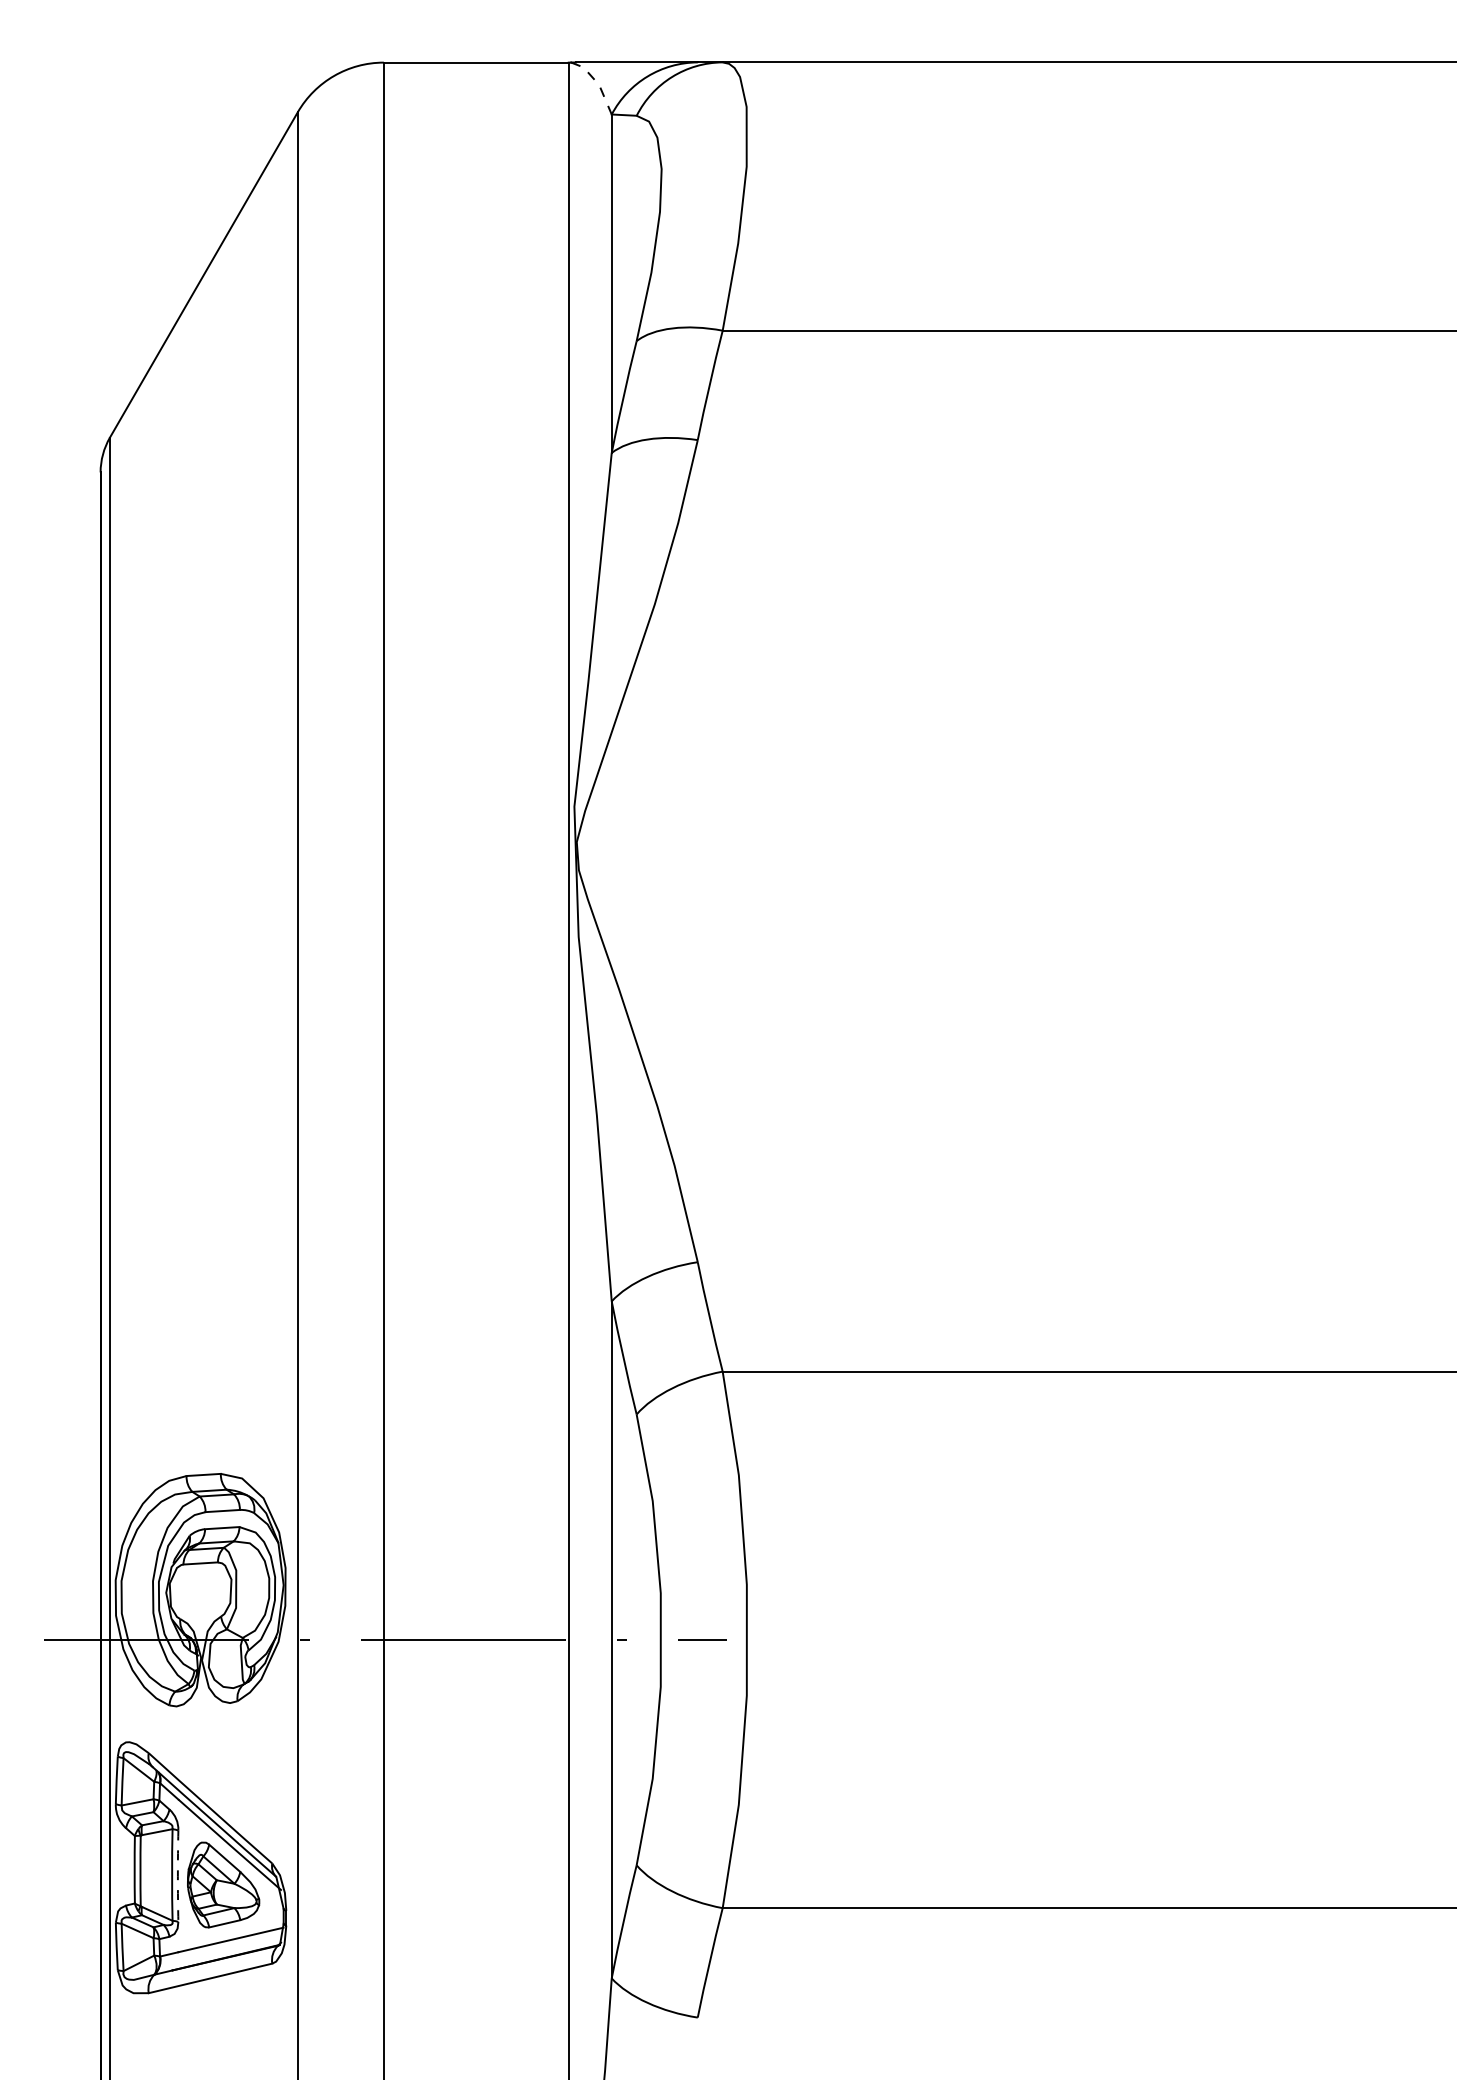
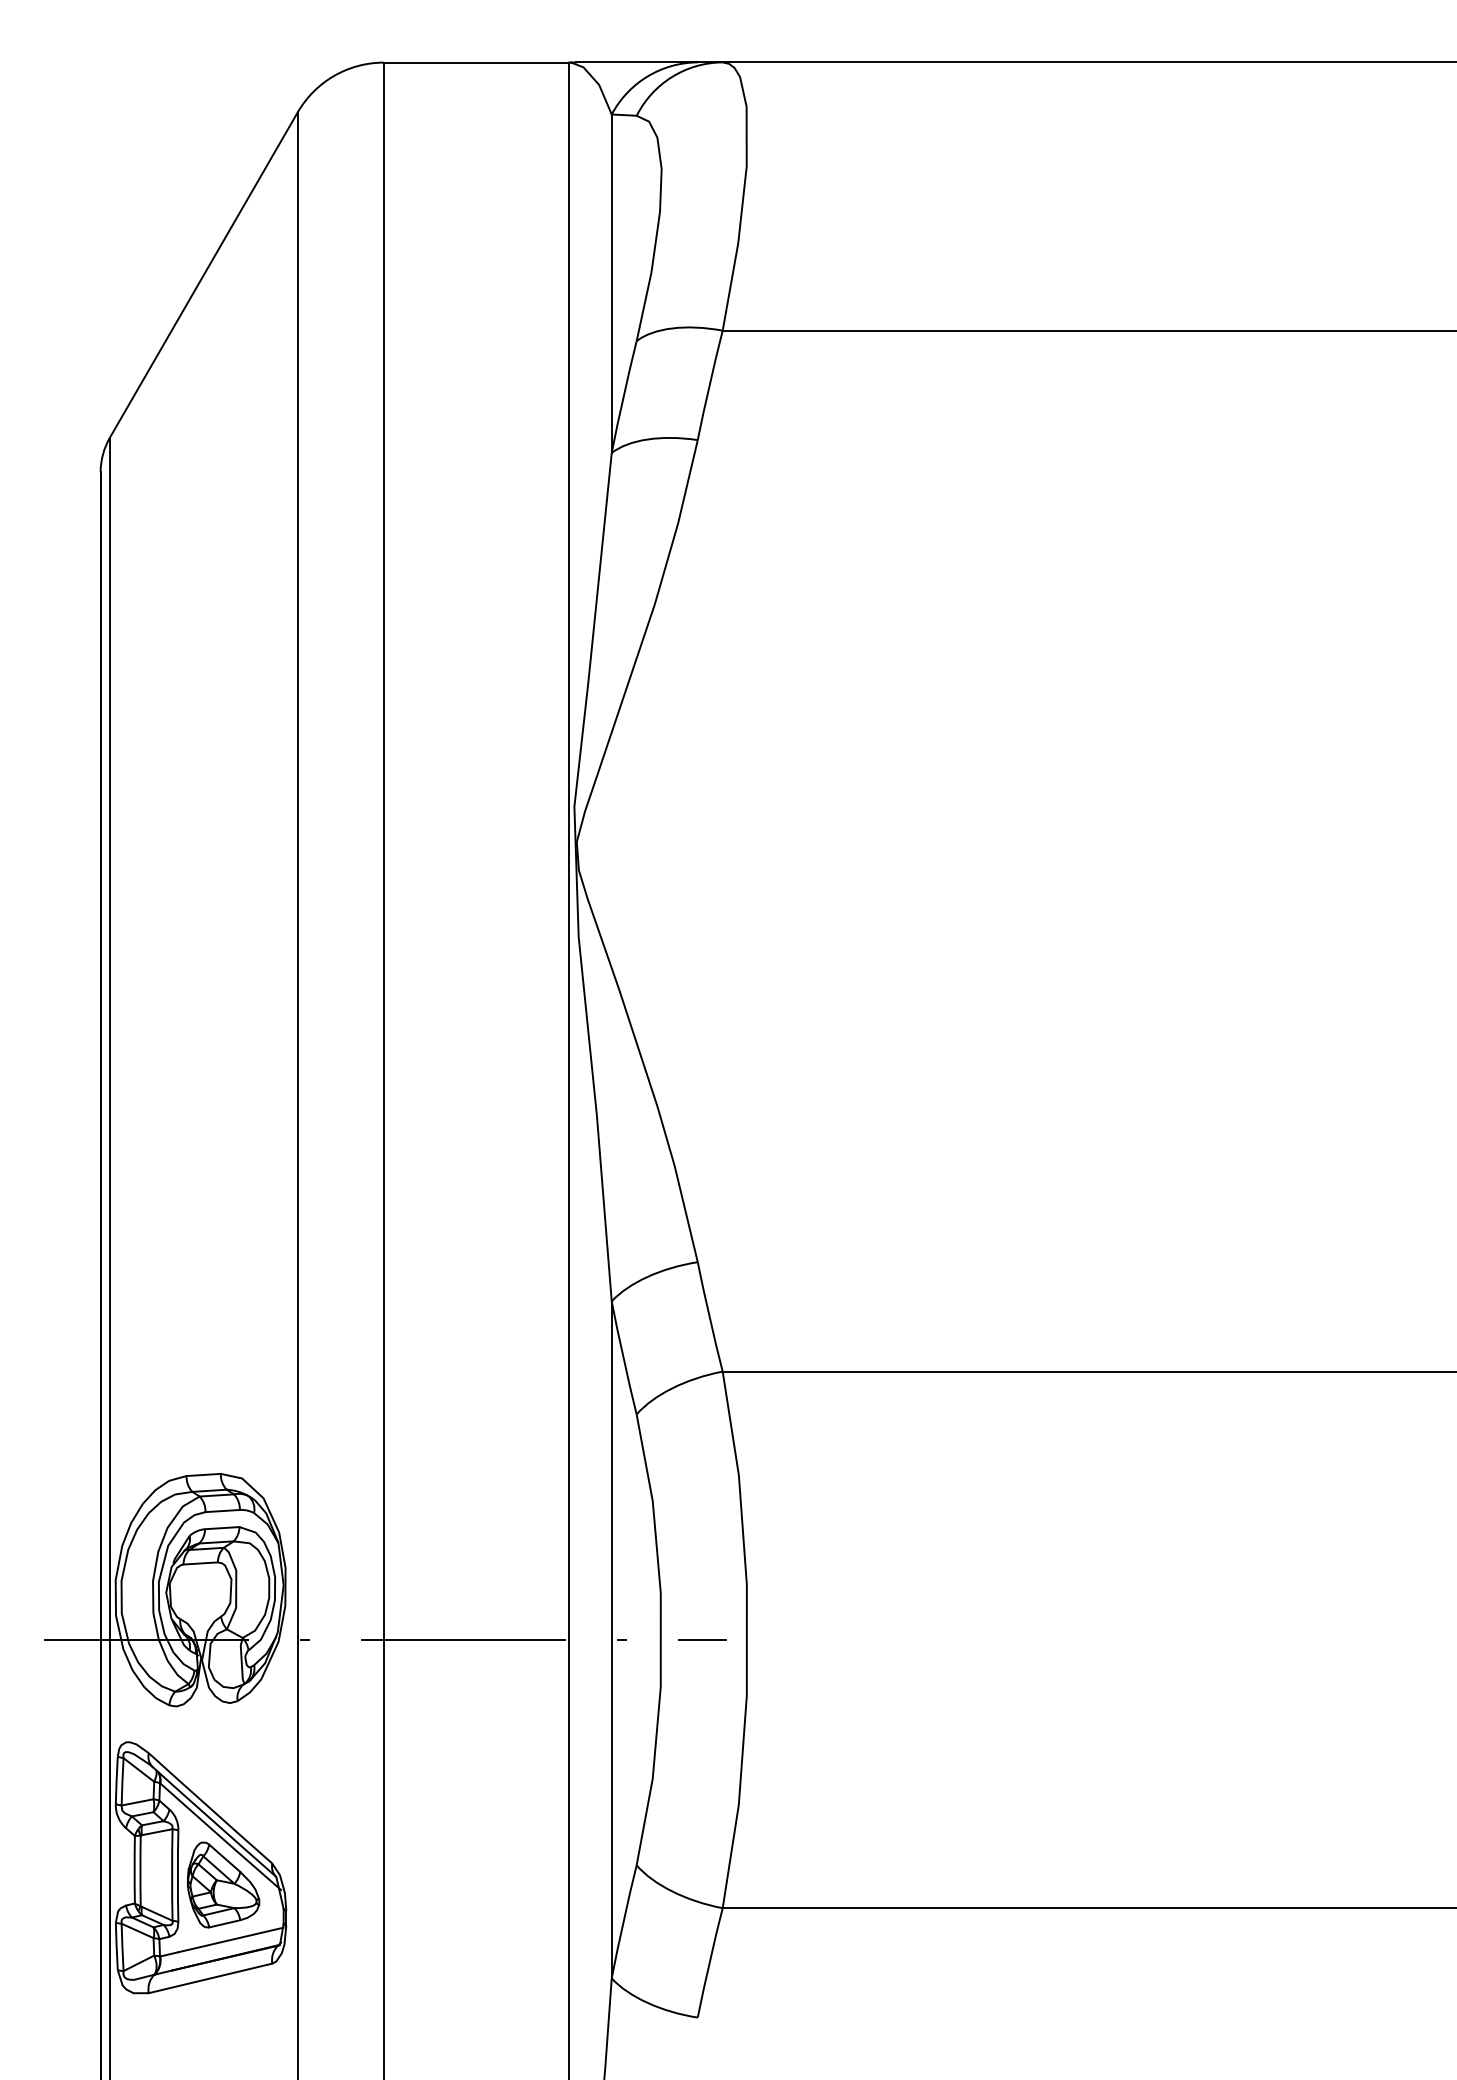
line: dashed -> solid (597, 83)
arc: dashed -> solid (177, 1876)
